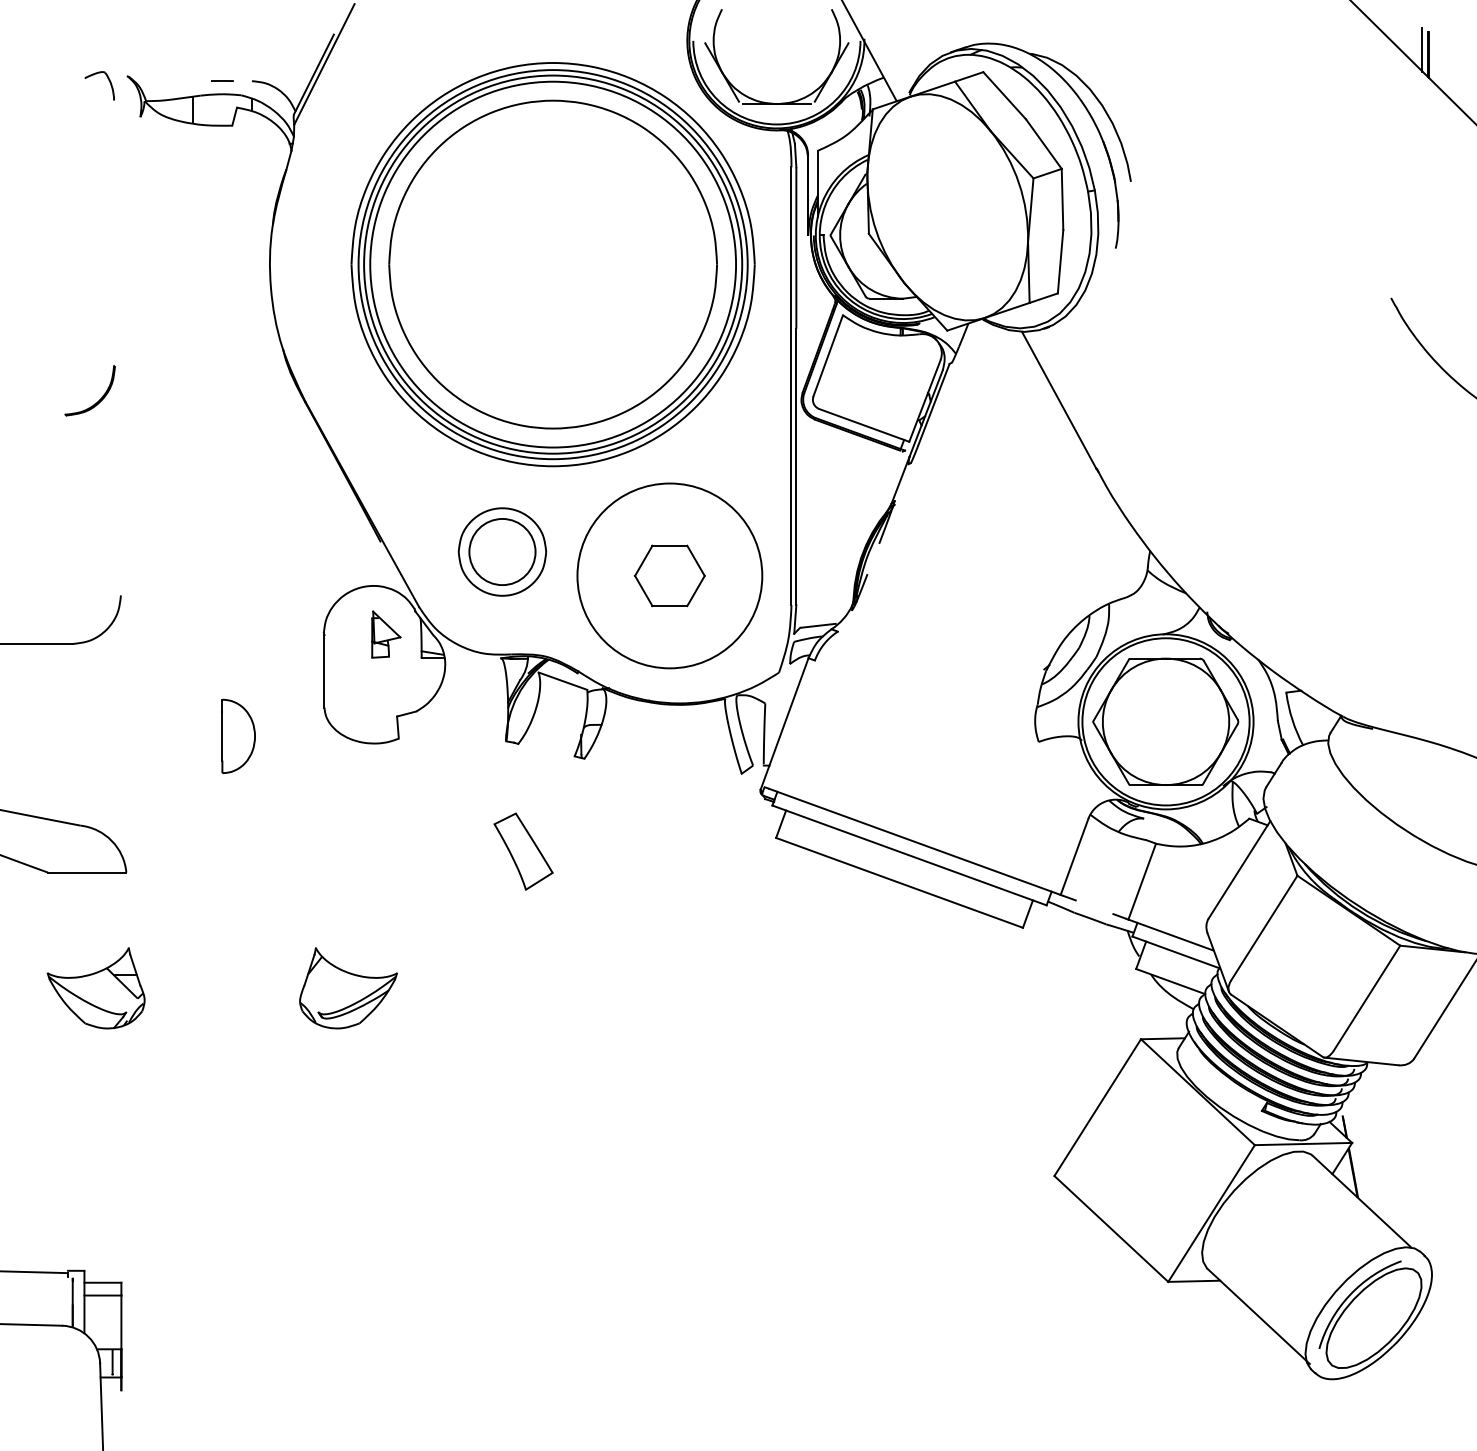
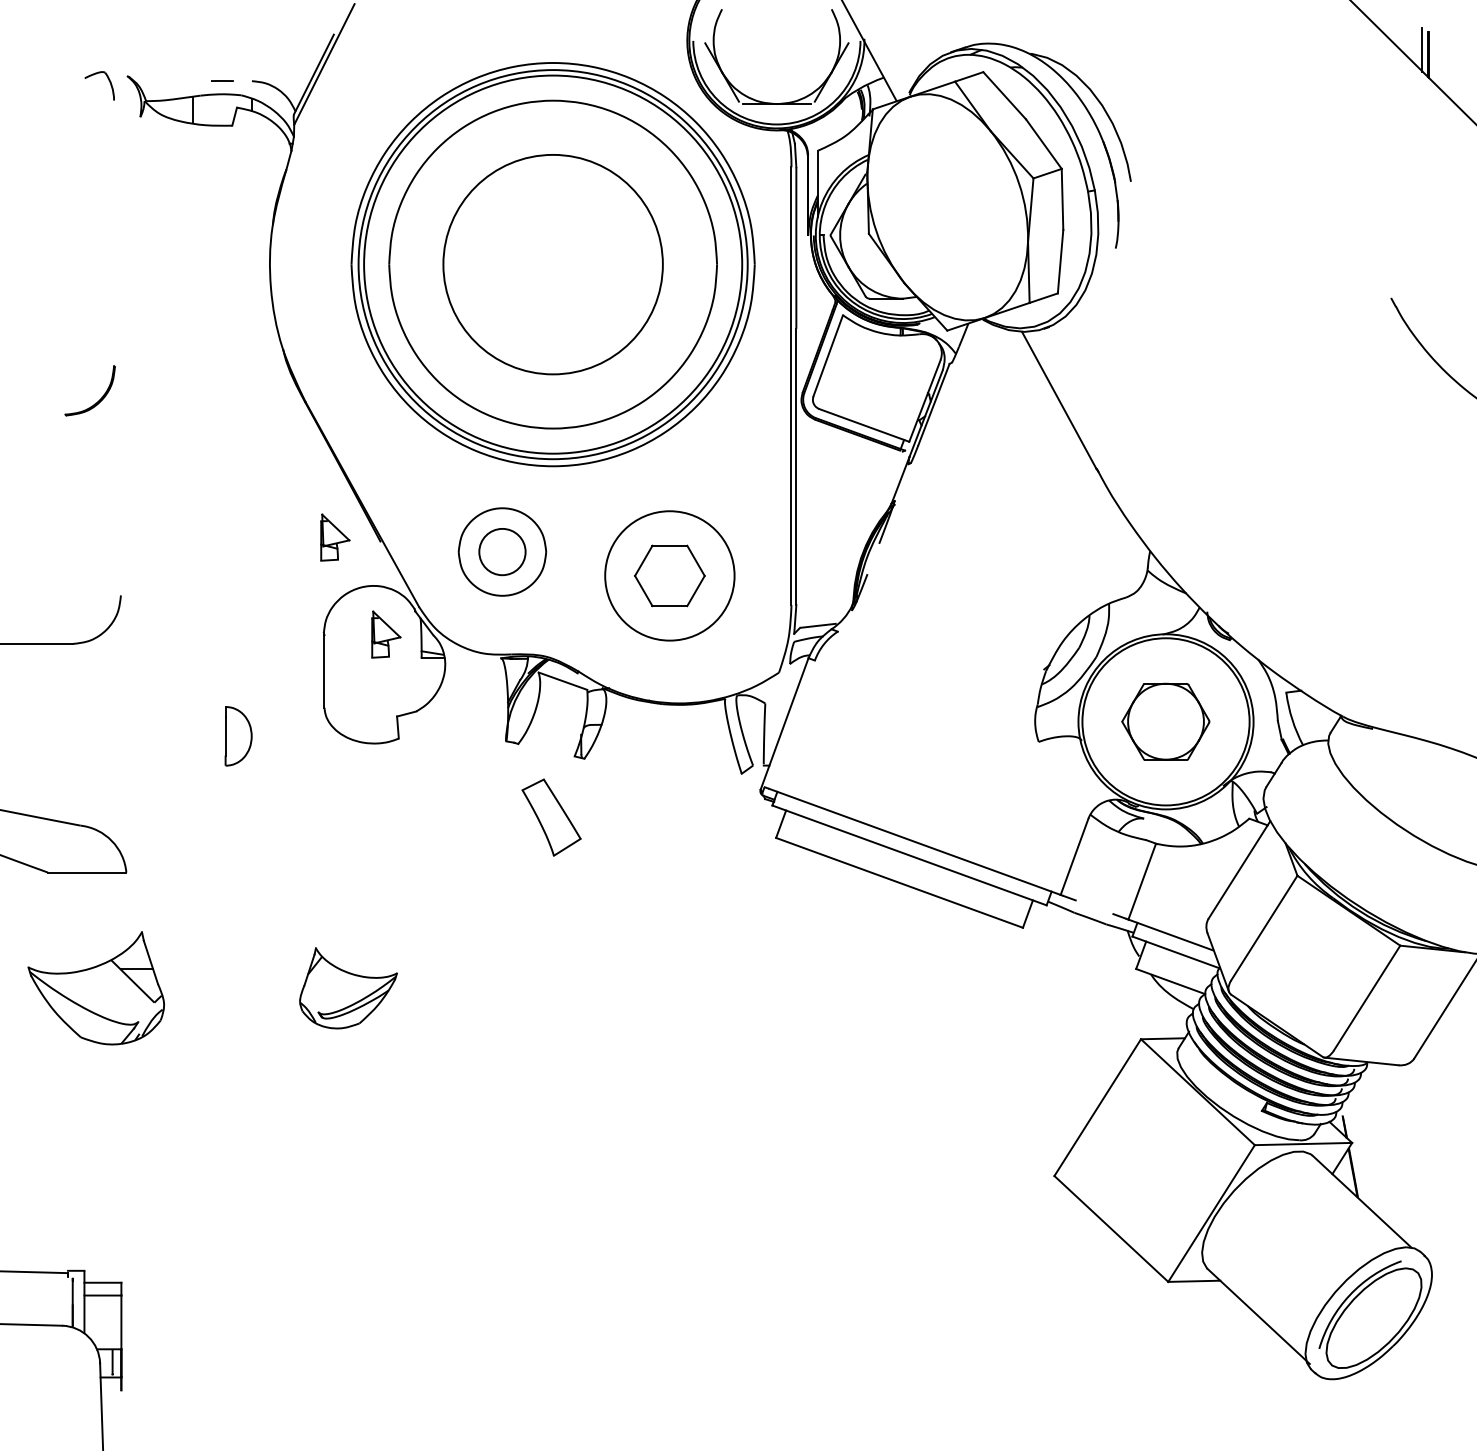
circle diameter: 366 px -> 219 px (552, 264)
part: none -> present (335, 537)
circle diameter: 66 px -> 46 px (502, 551)
circle diameter: 185 px -> 129 px (669, 575)
part size: 148x129 px -> 90x79 px (1165, 721)
part size: 35x76 px -> 29x61 px (238, 736)
part position: (523, 851) -> (551, 817) (551, 817)
part size: 100x83 px -> 138x115 px (95, 988)
